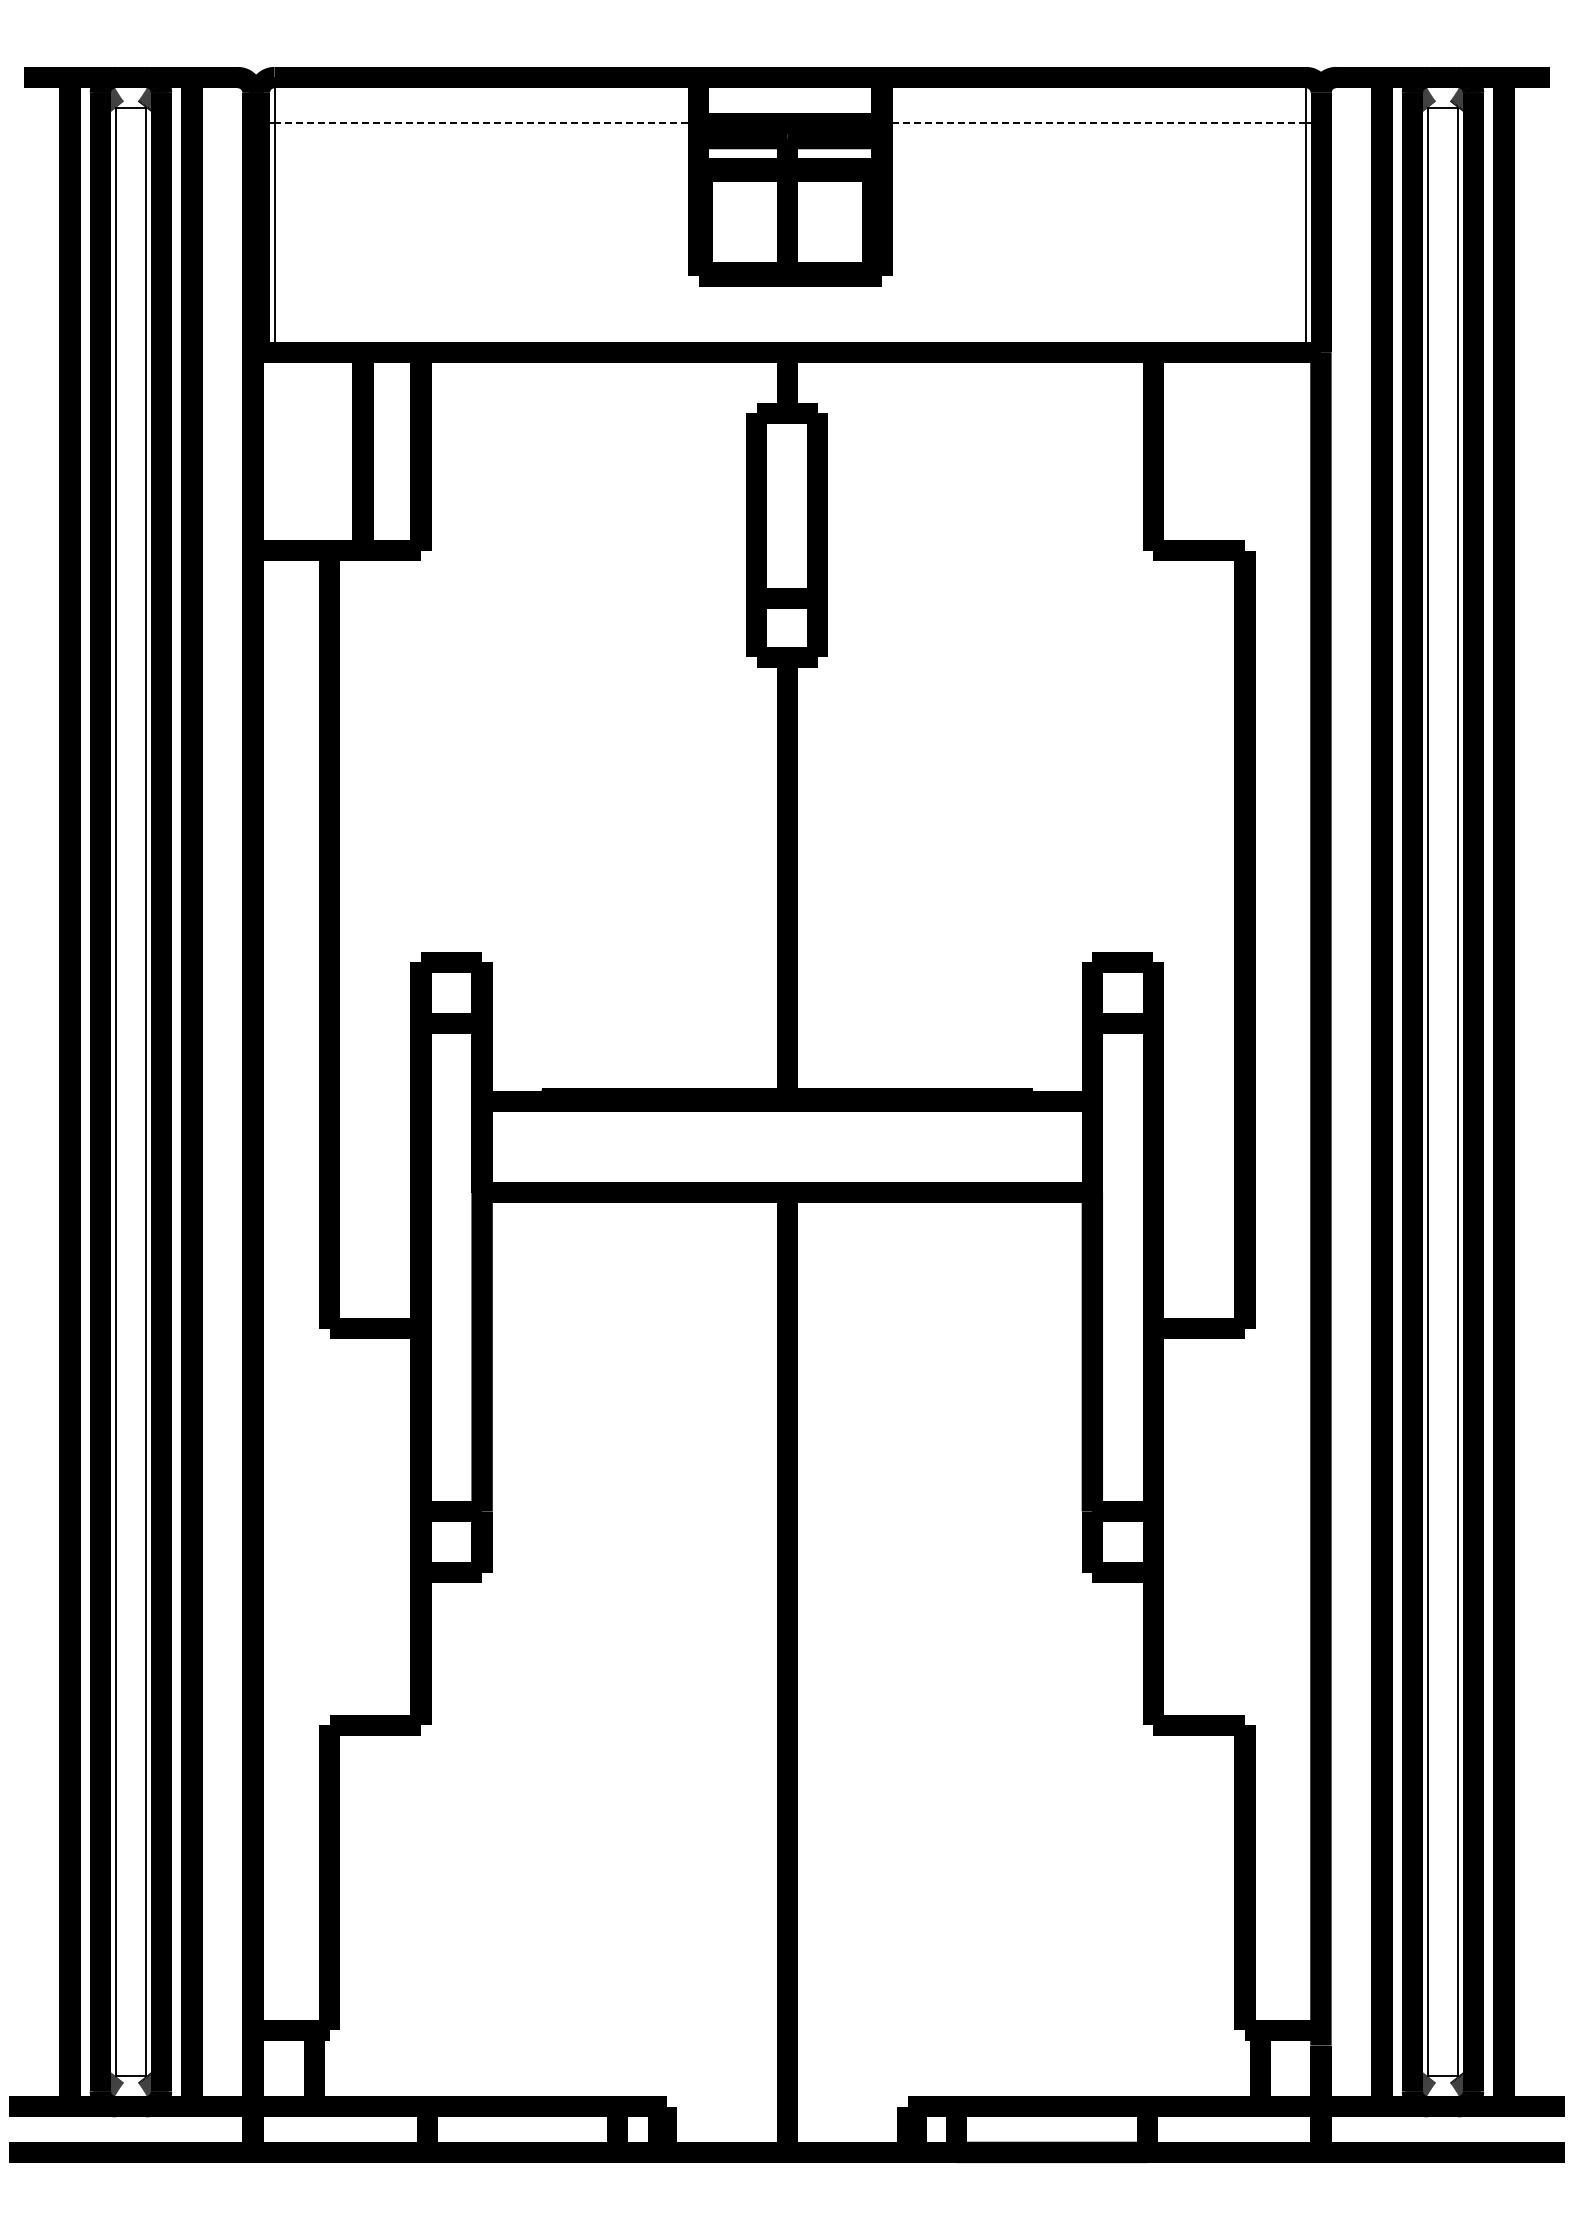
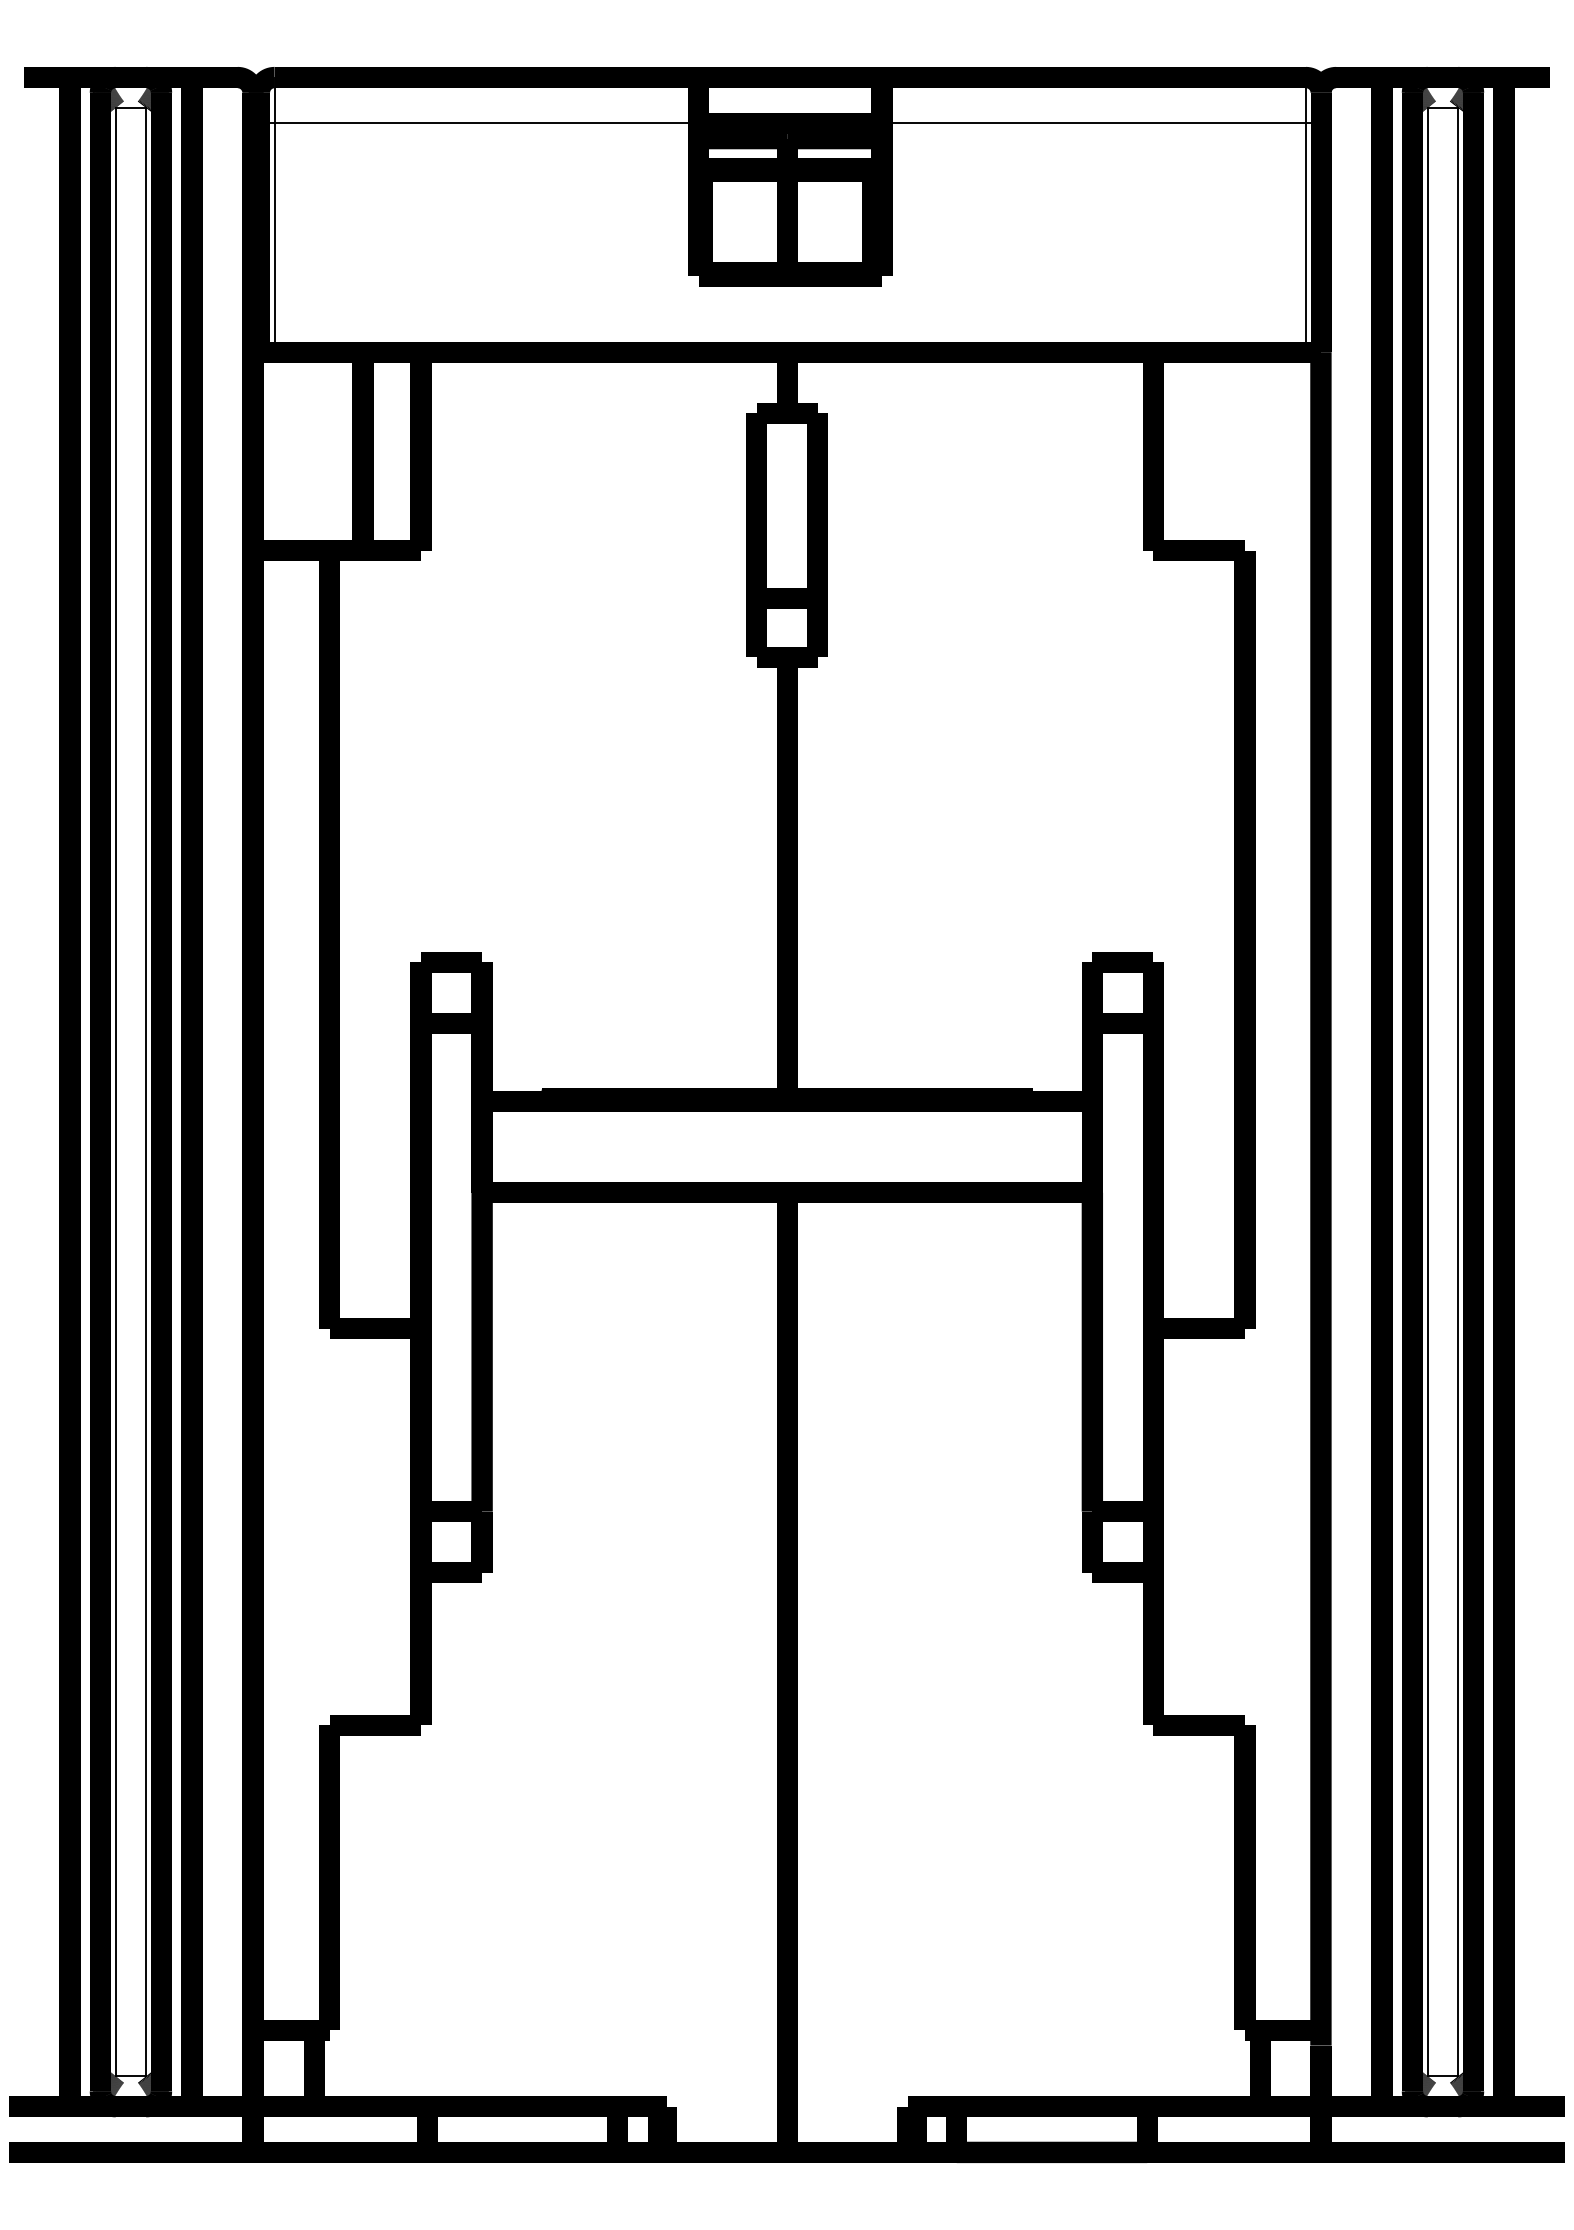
line: dashed -> solid (486, 123)
line: dashed -> solid (1093, 123)
